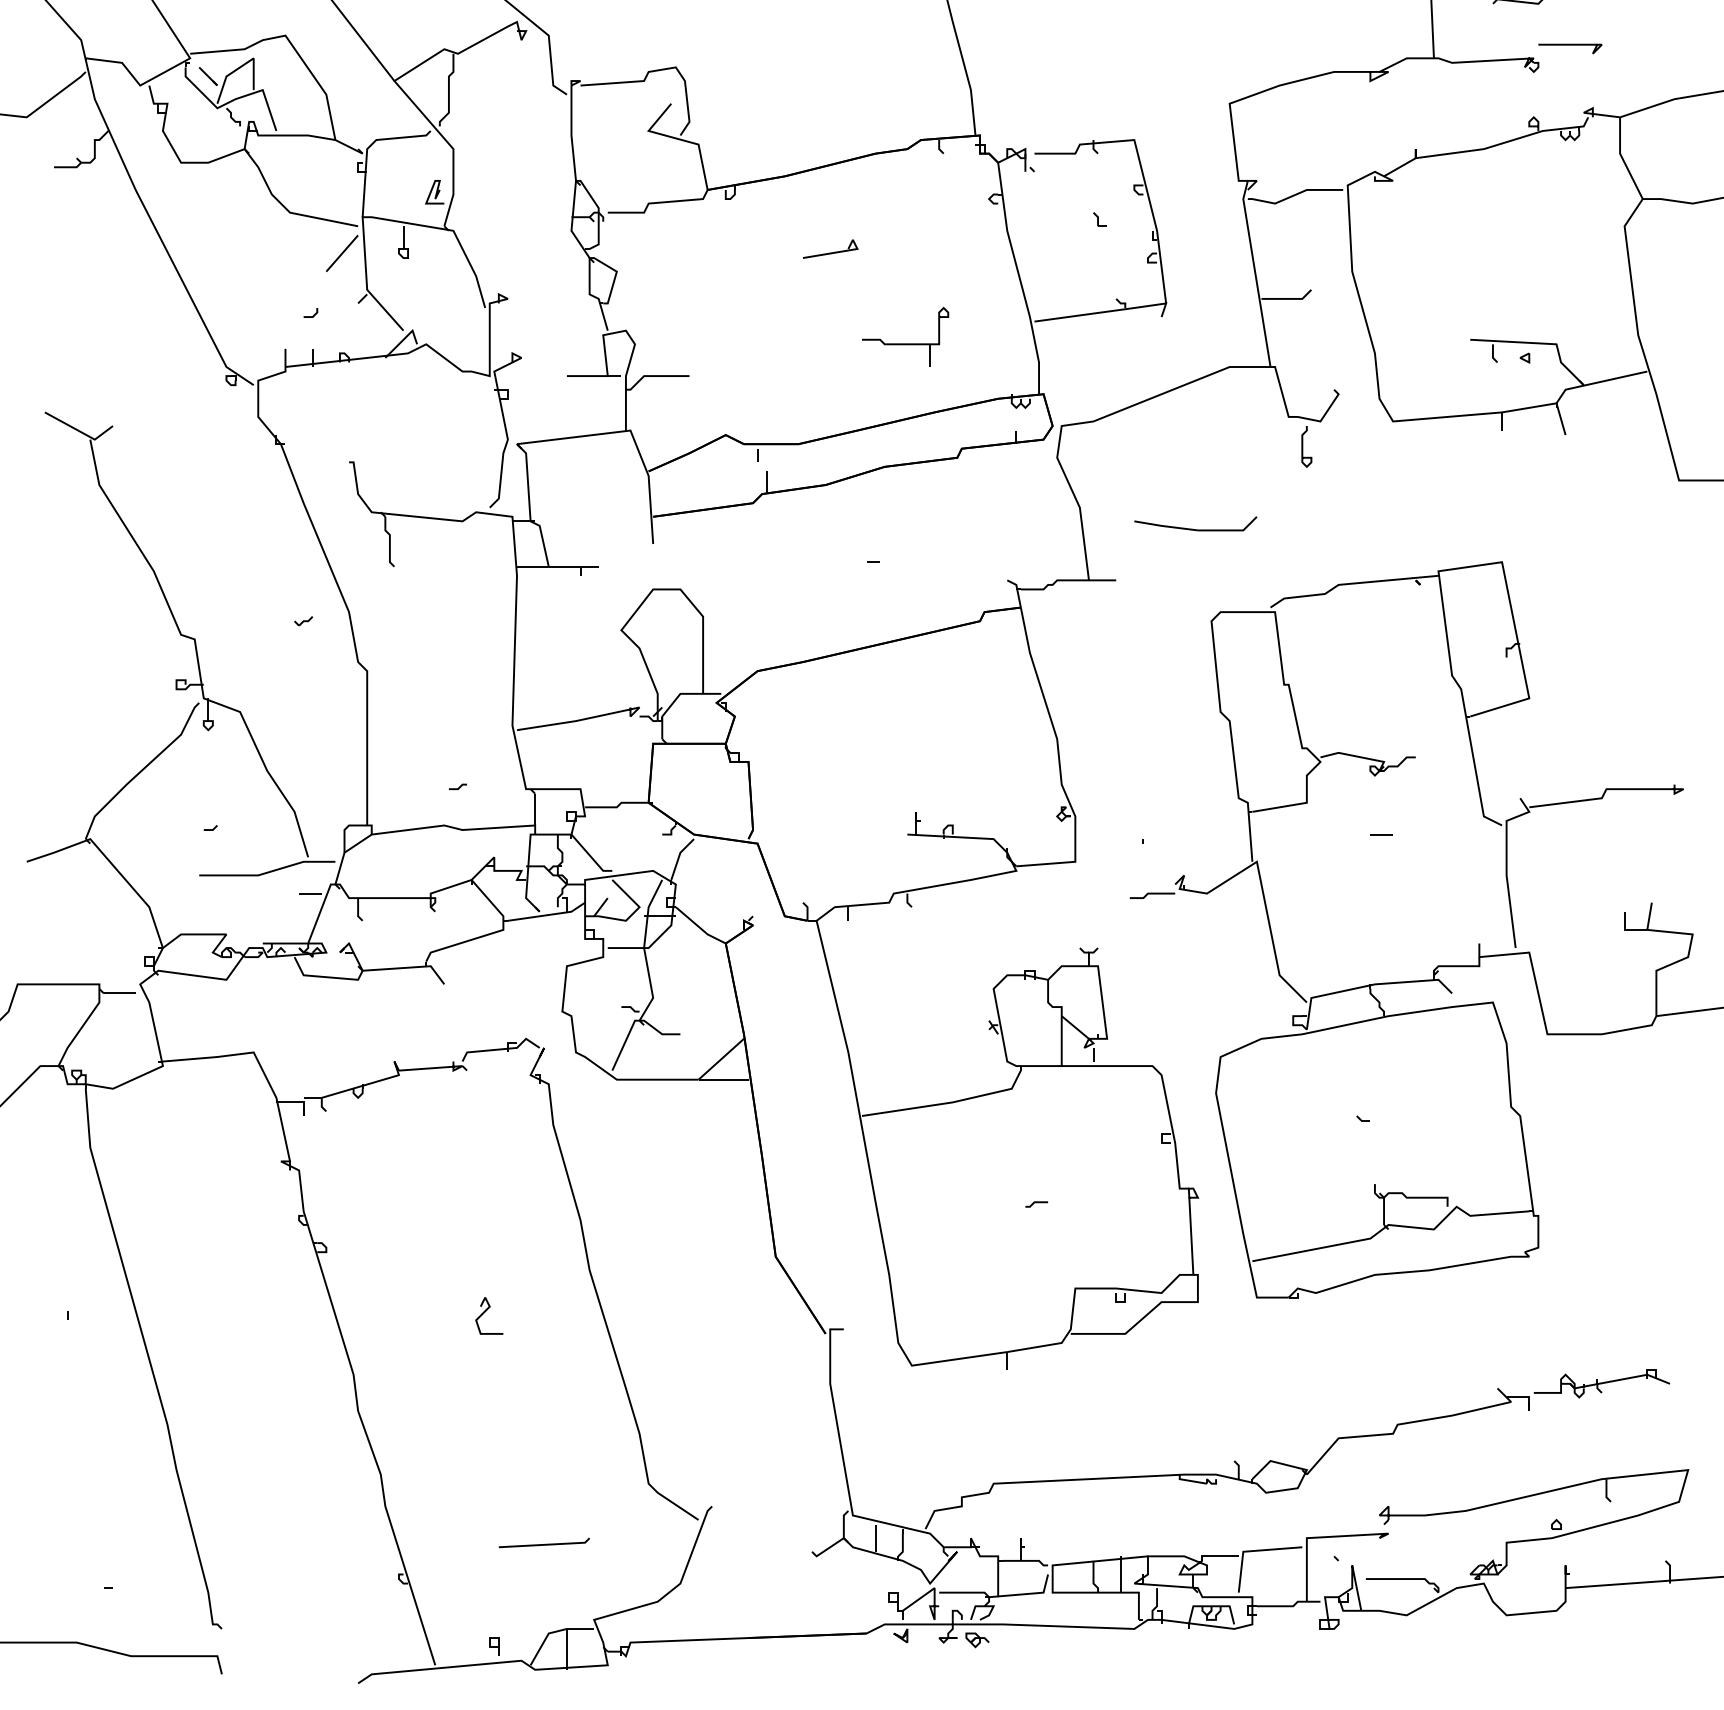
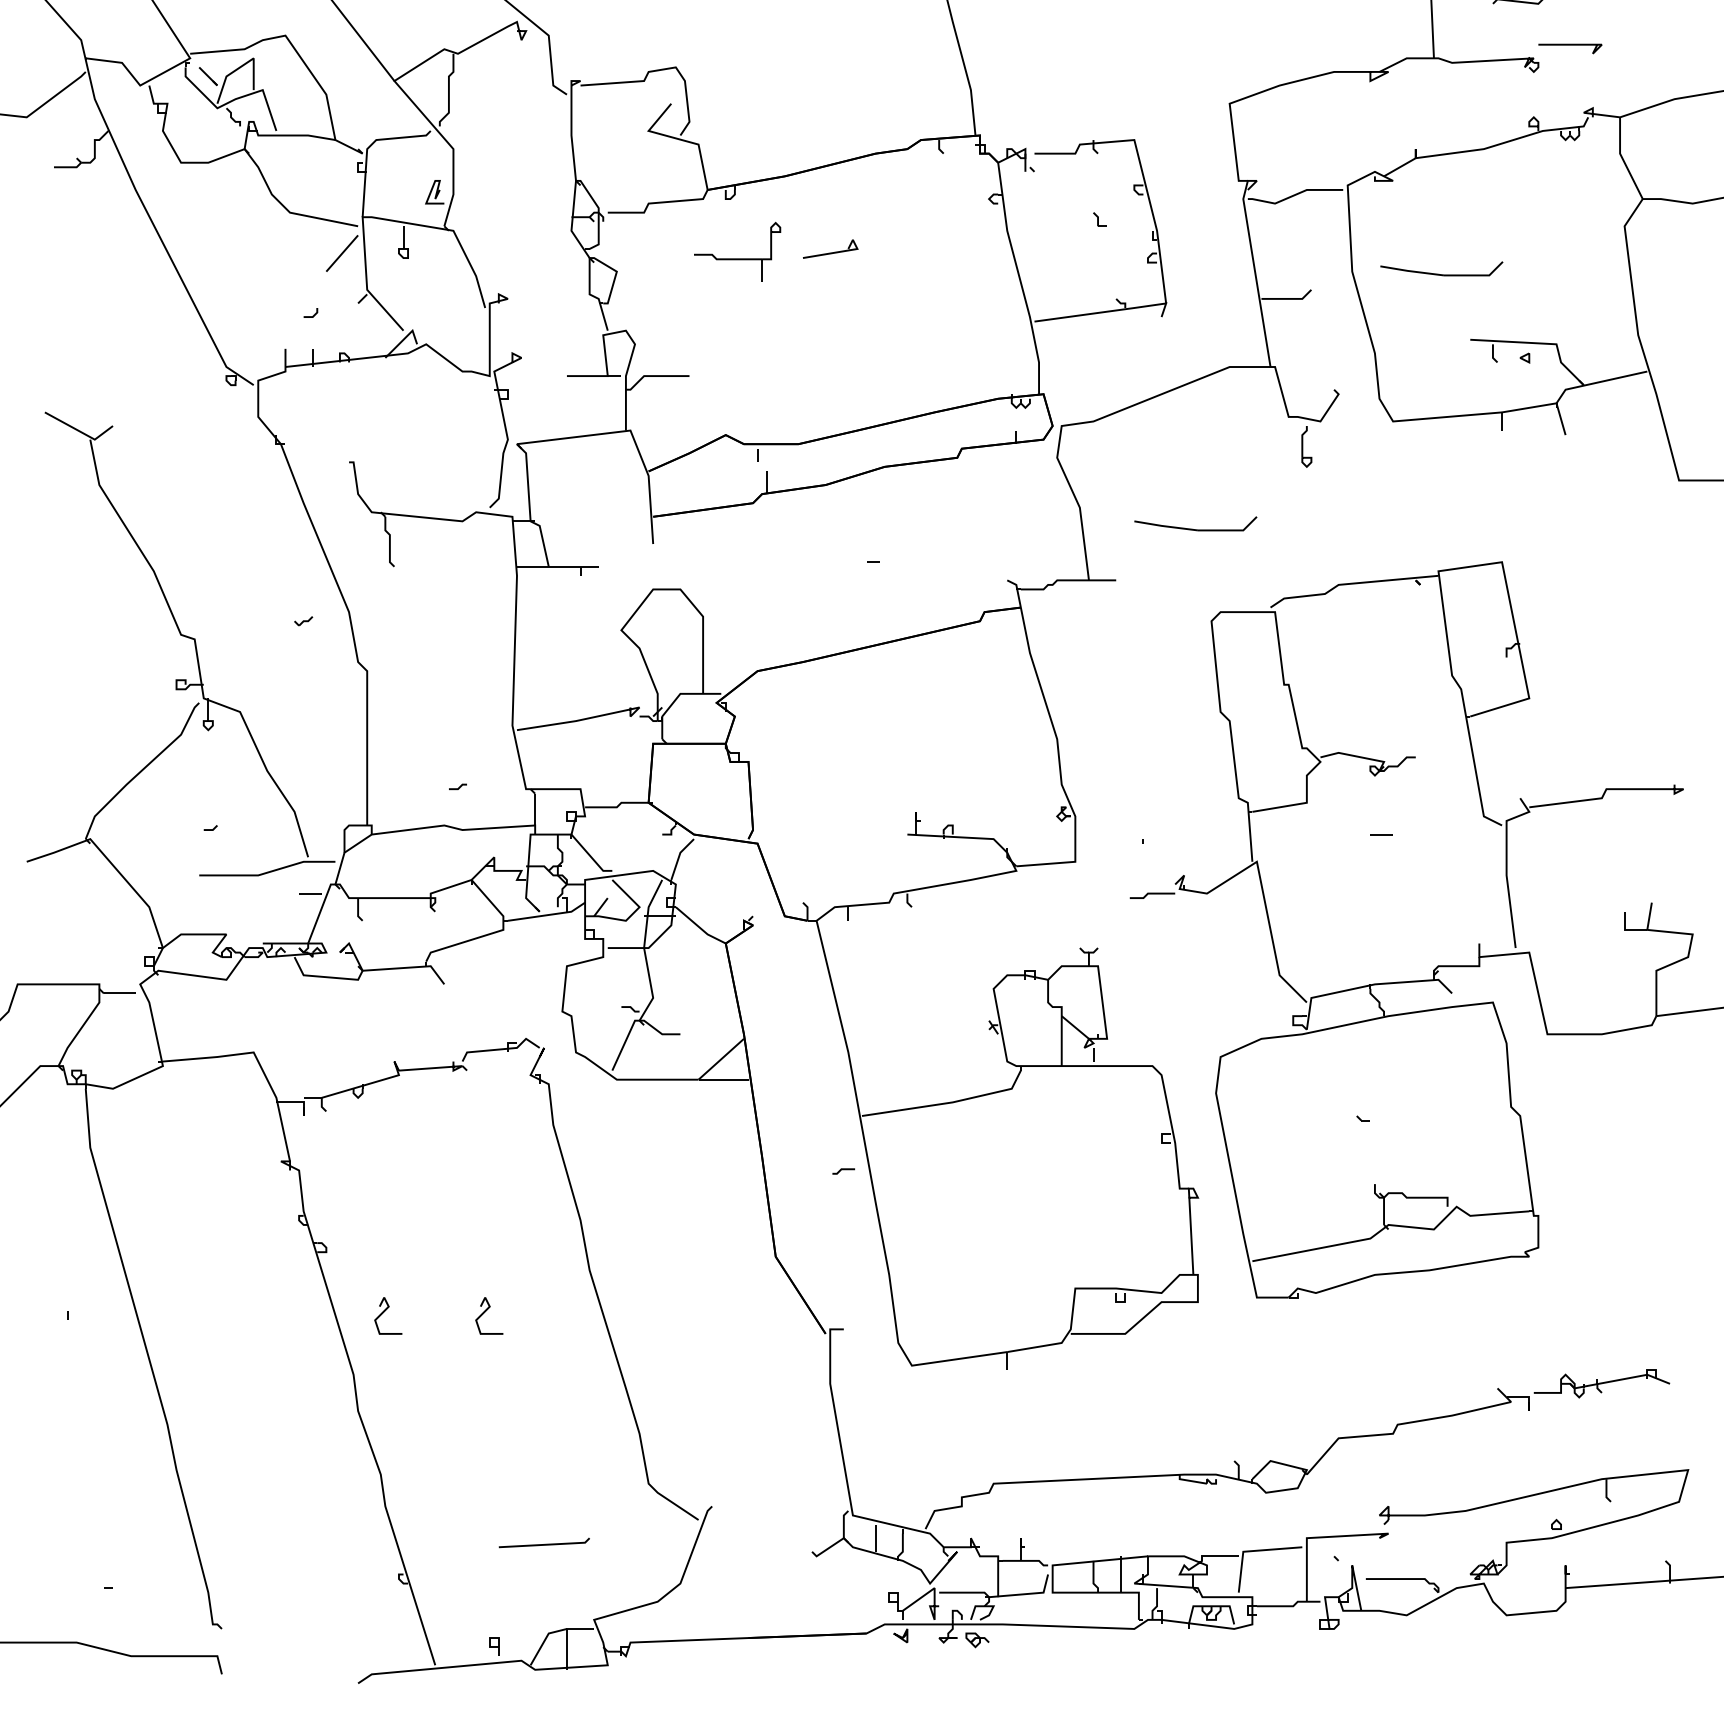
part: none -> present (1441, 268)
part position: (905, 343) -> (737, 258) (737, 258)
line position: (1036, 1203) -> (843, 1170) (843, 1170)
curve: none -> present (385, 1311)
